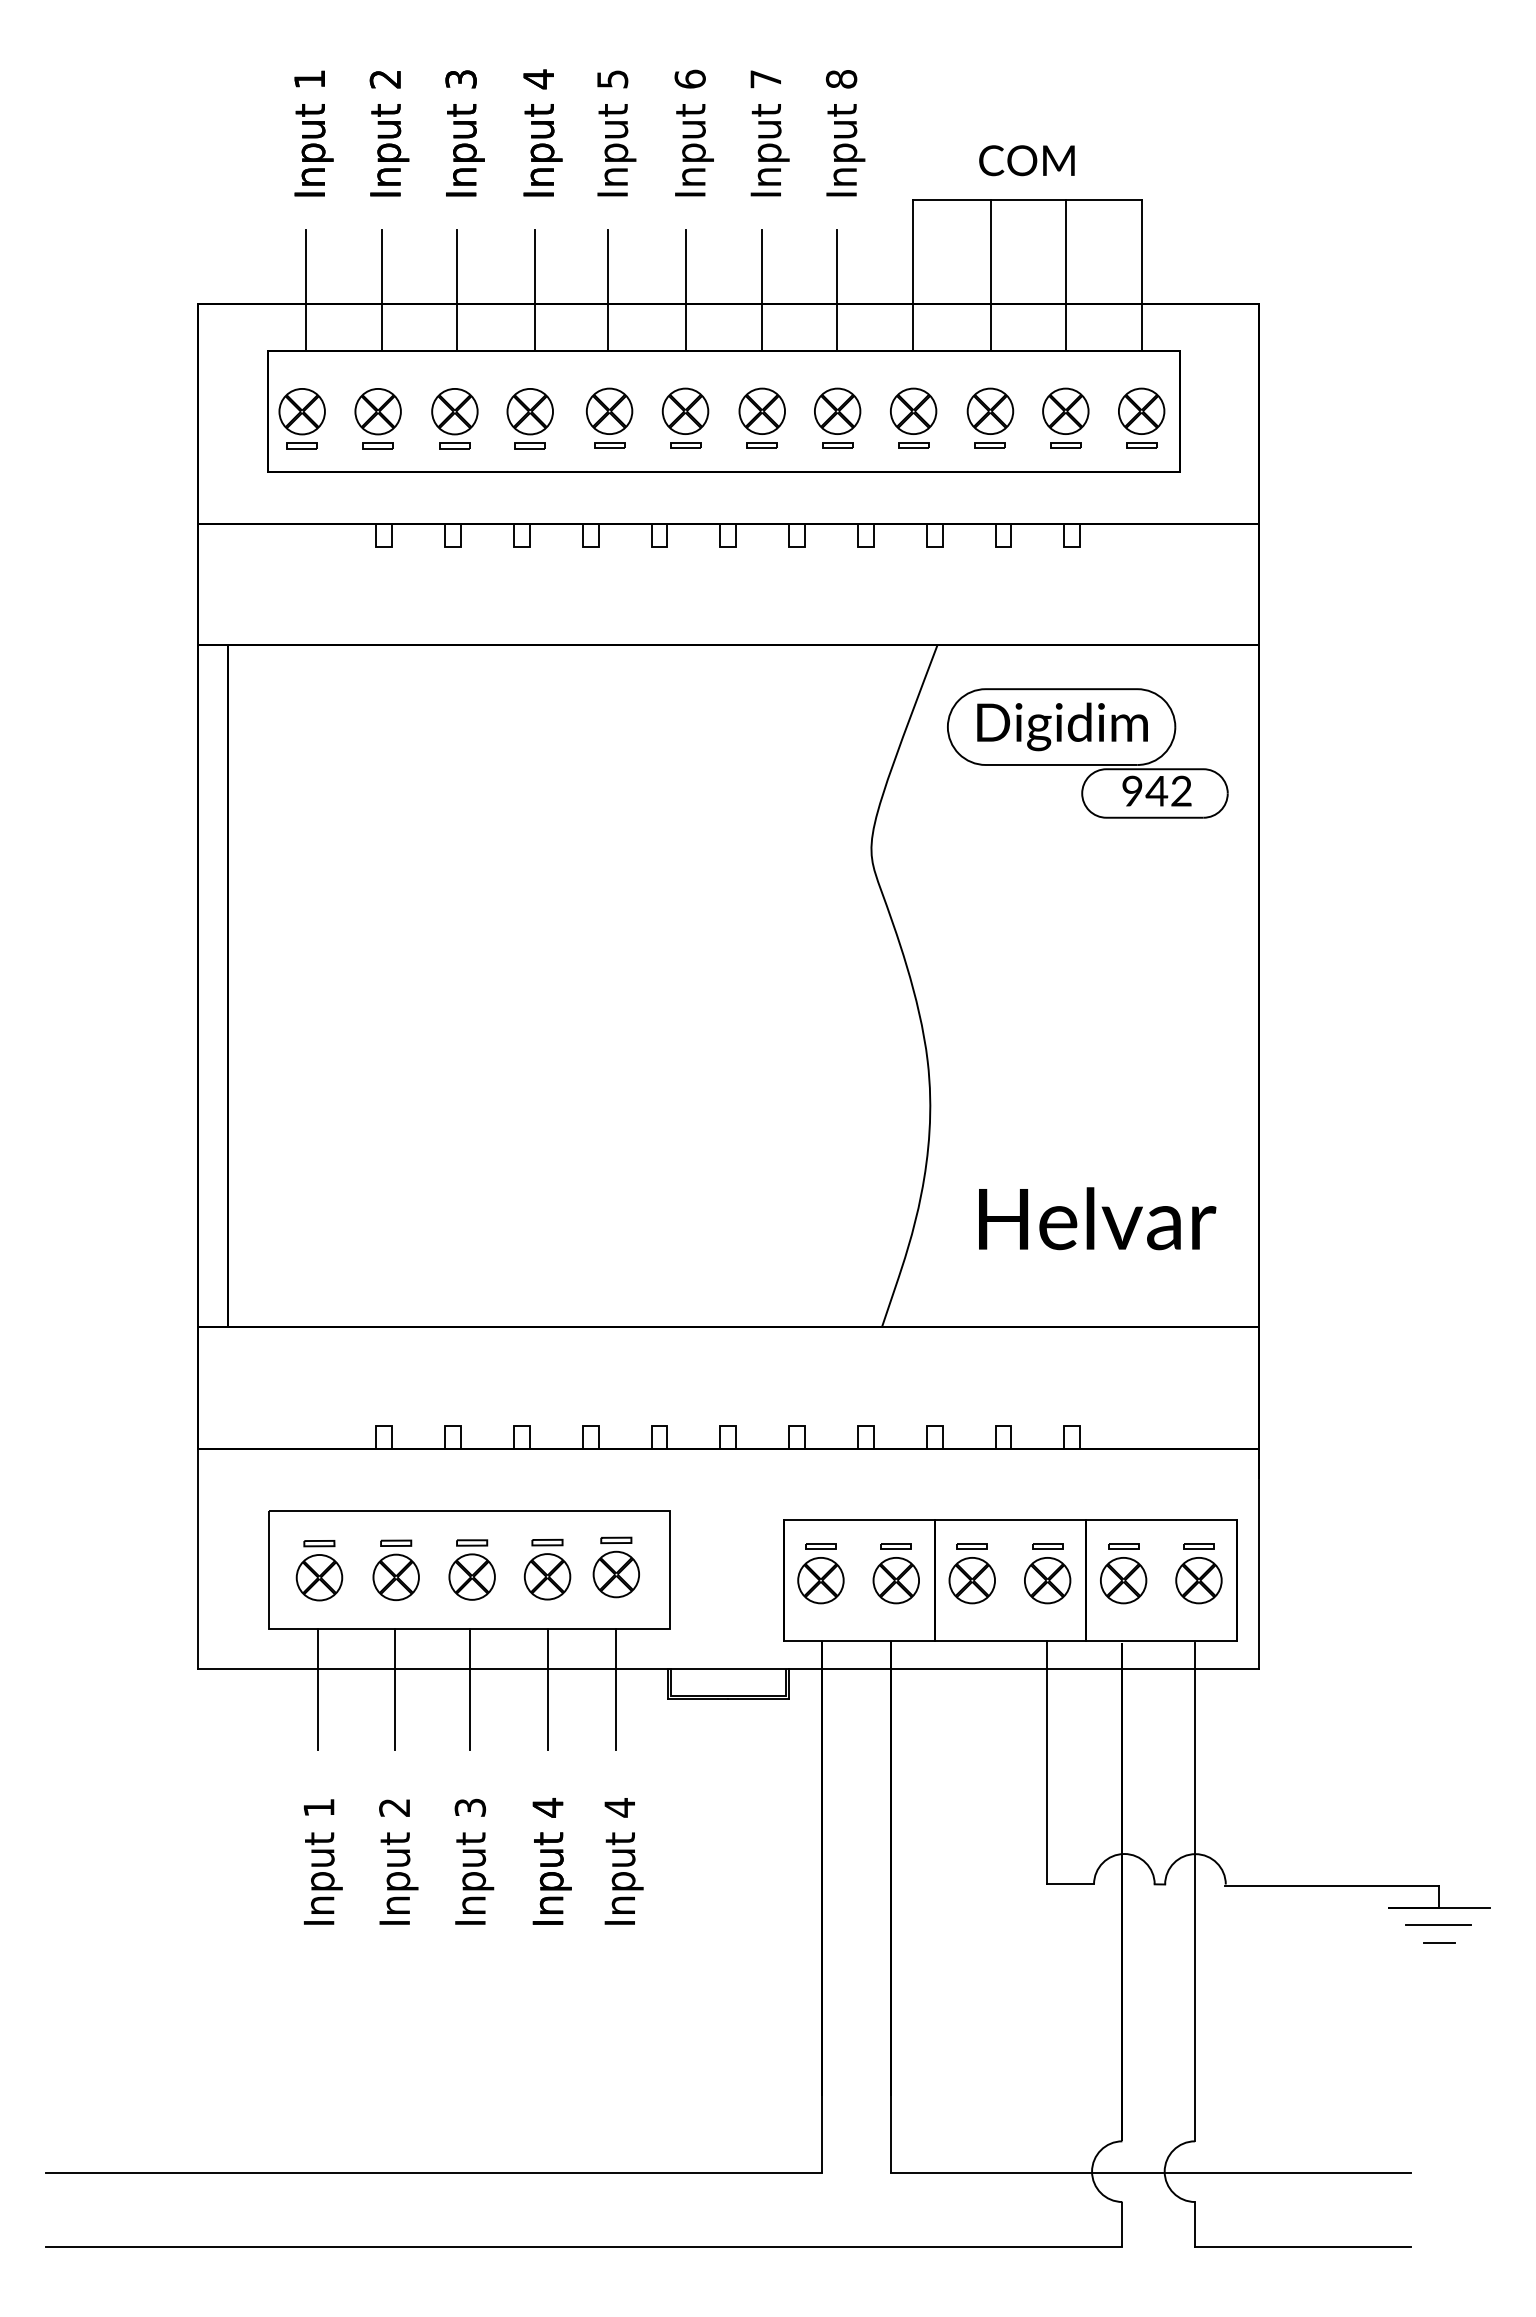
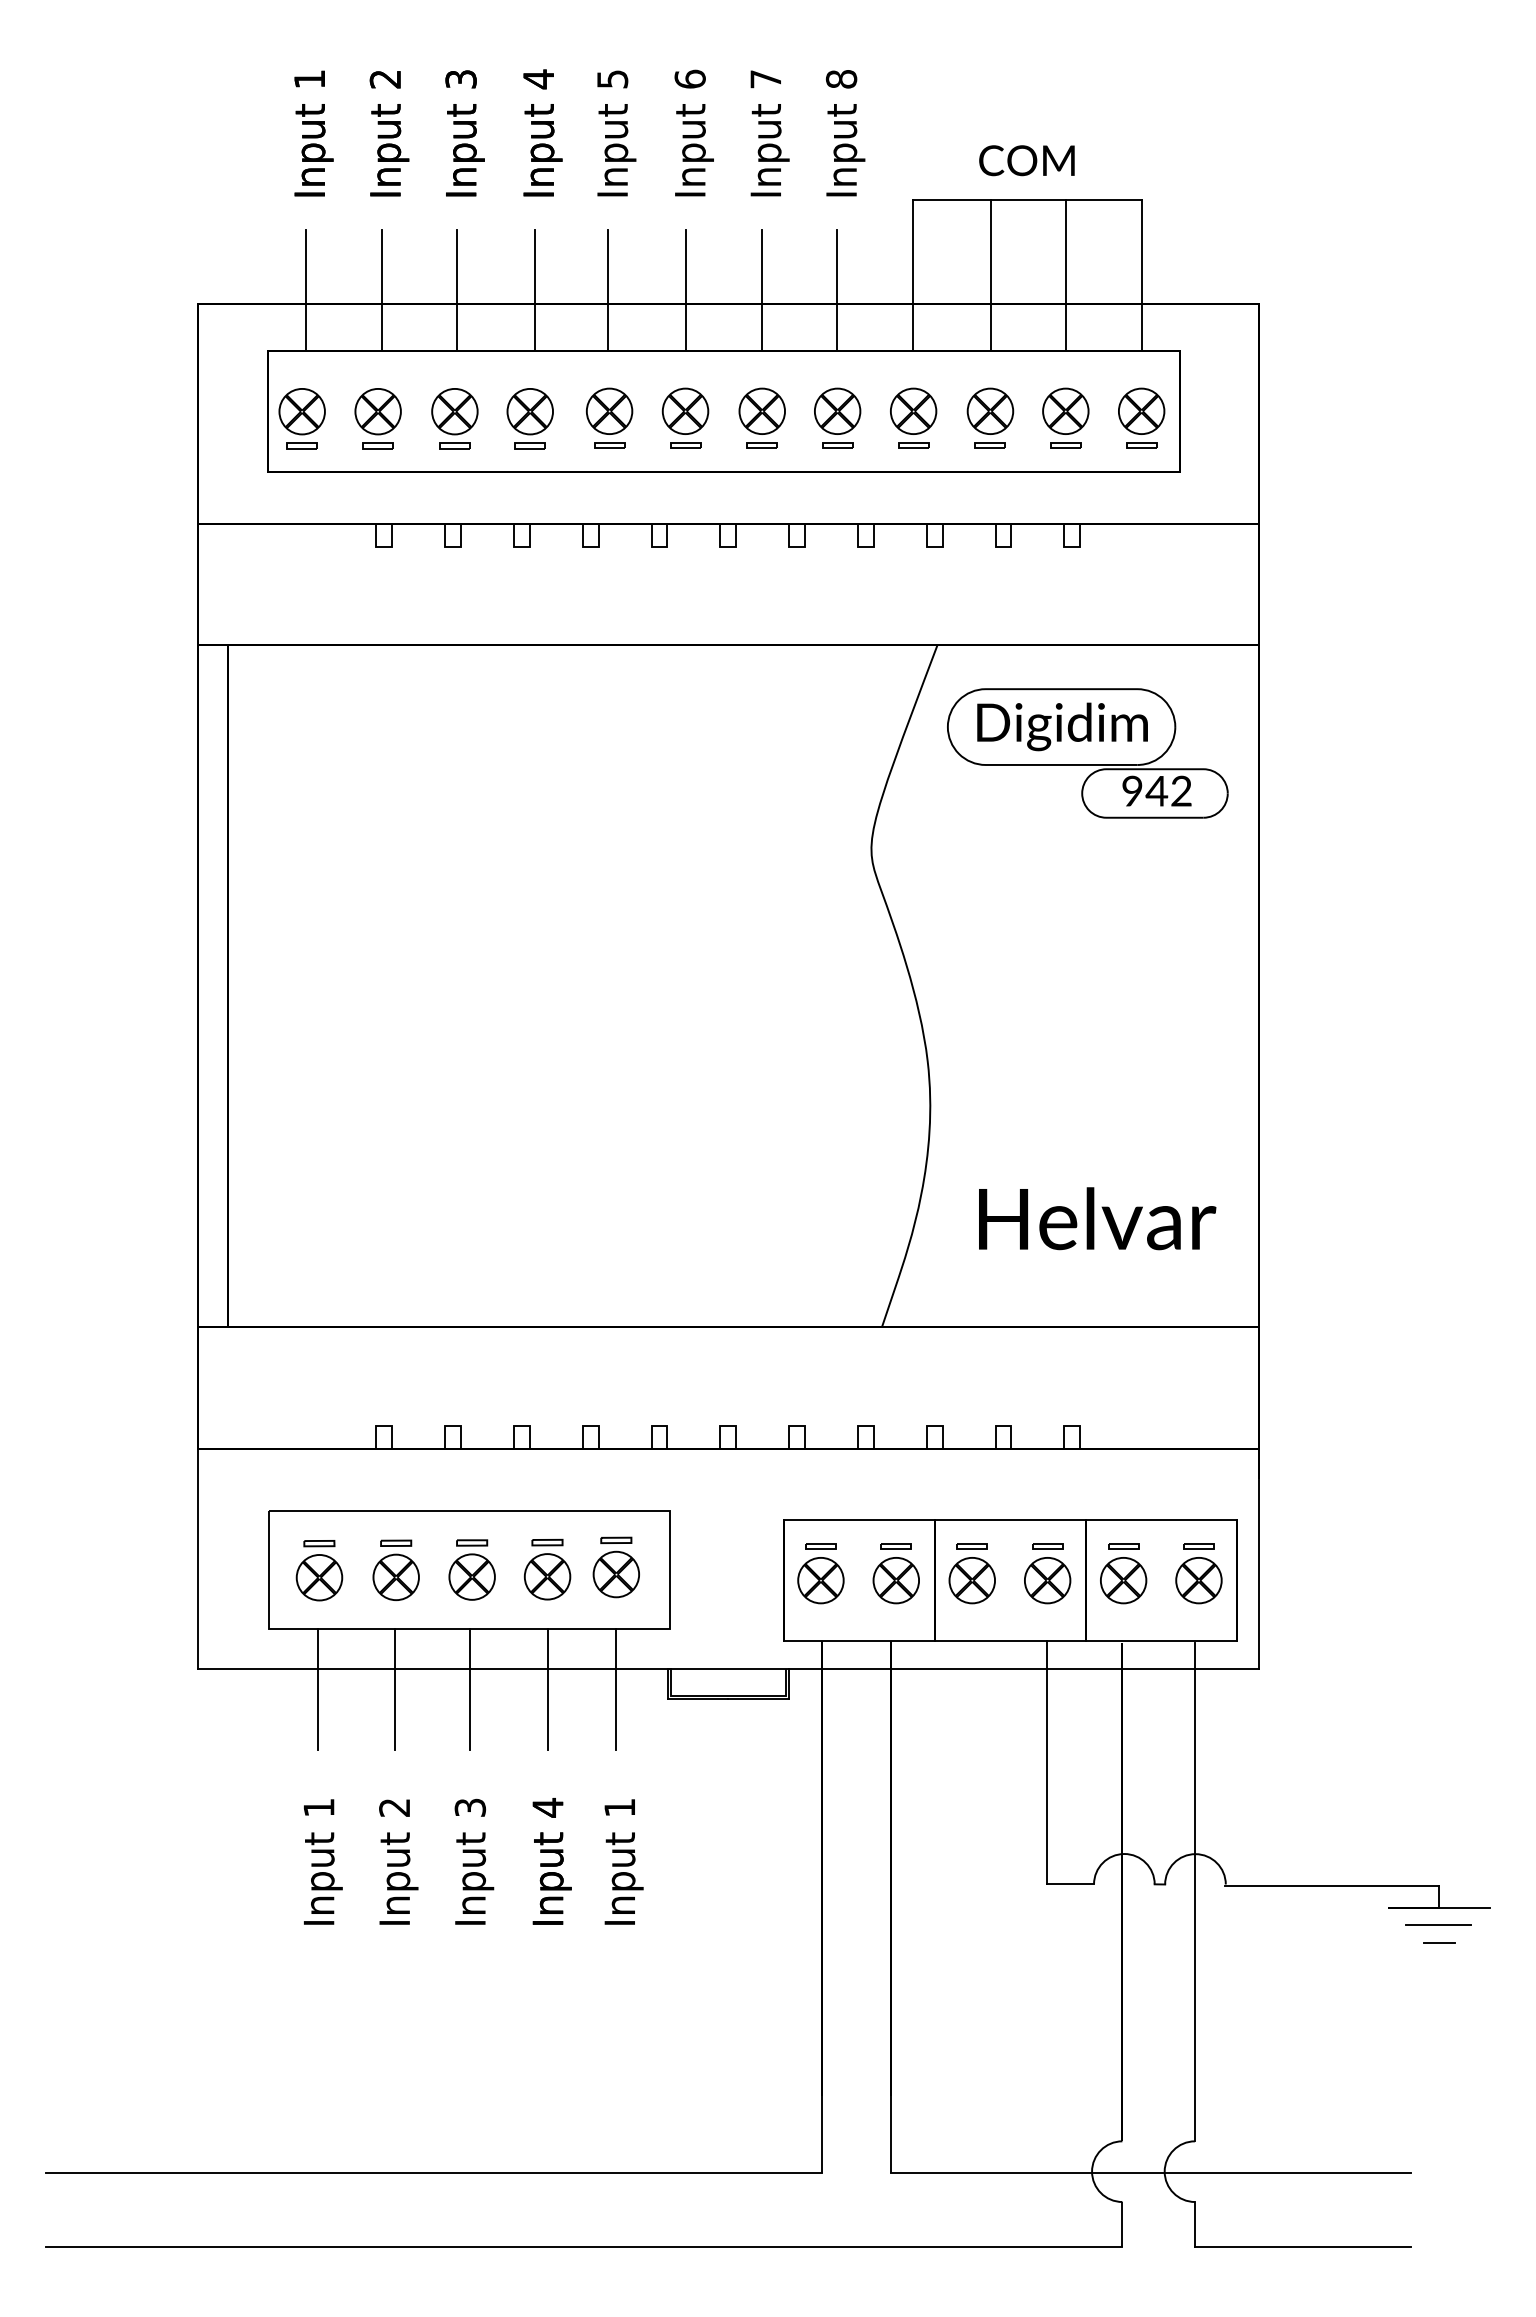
text: 4 -> 1 (619, 1807)
